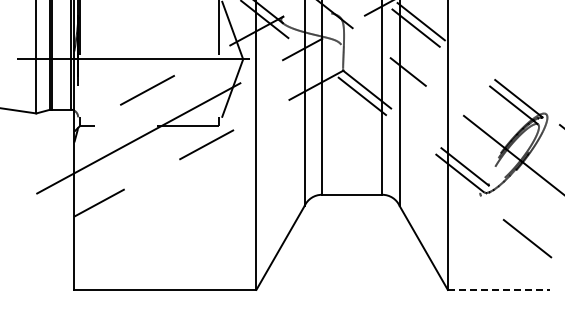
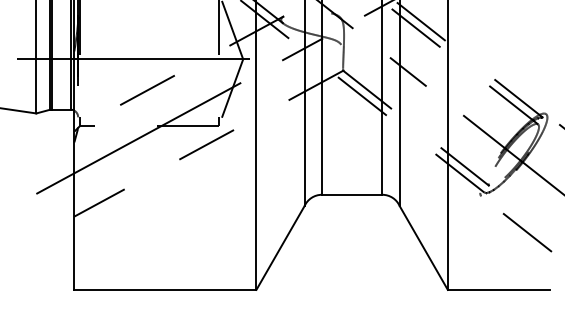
line position: (527, 238) -> (527, 232) (527, 232)
line: dashed -> solid (499, 289)
